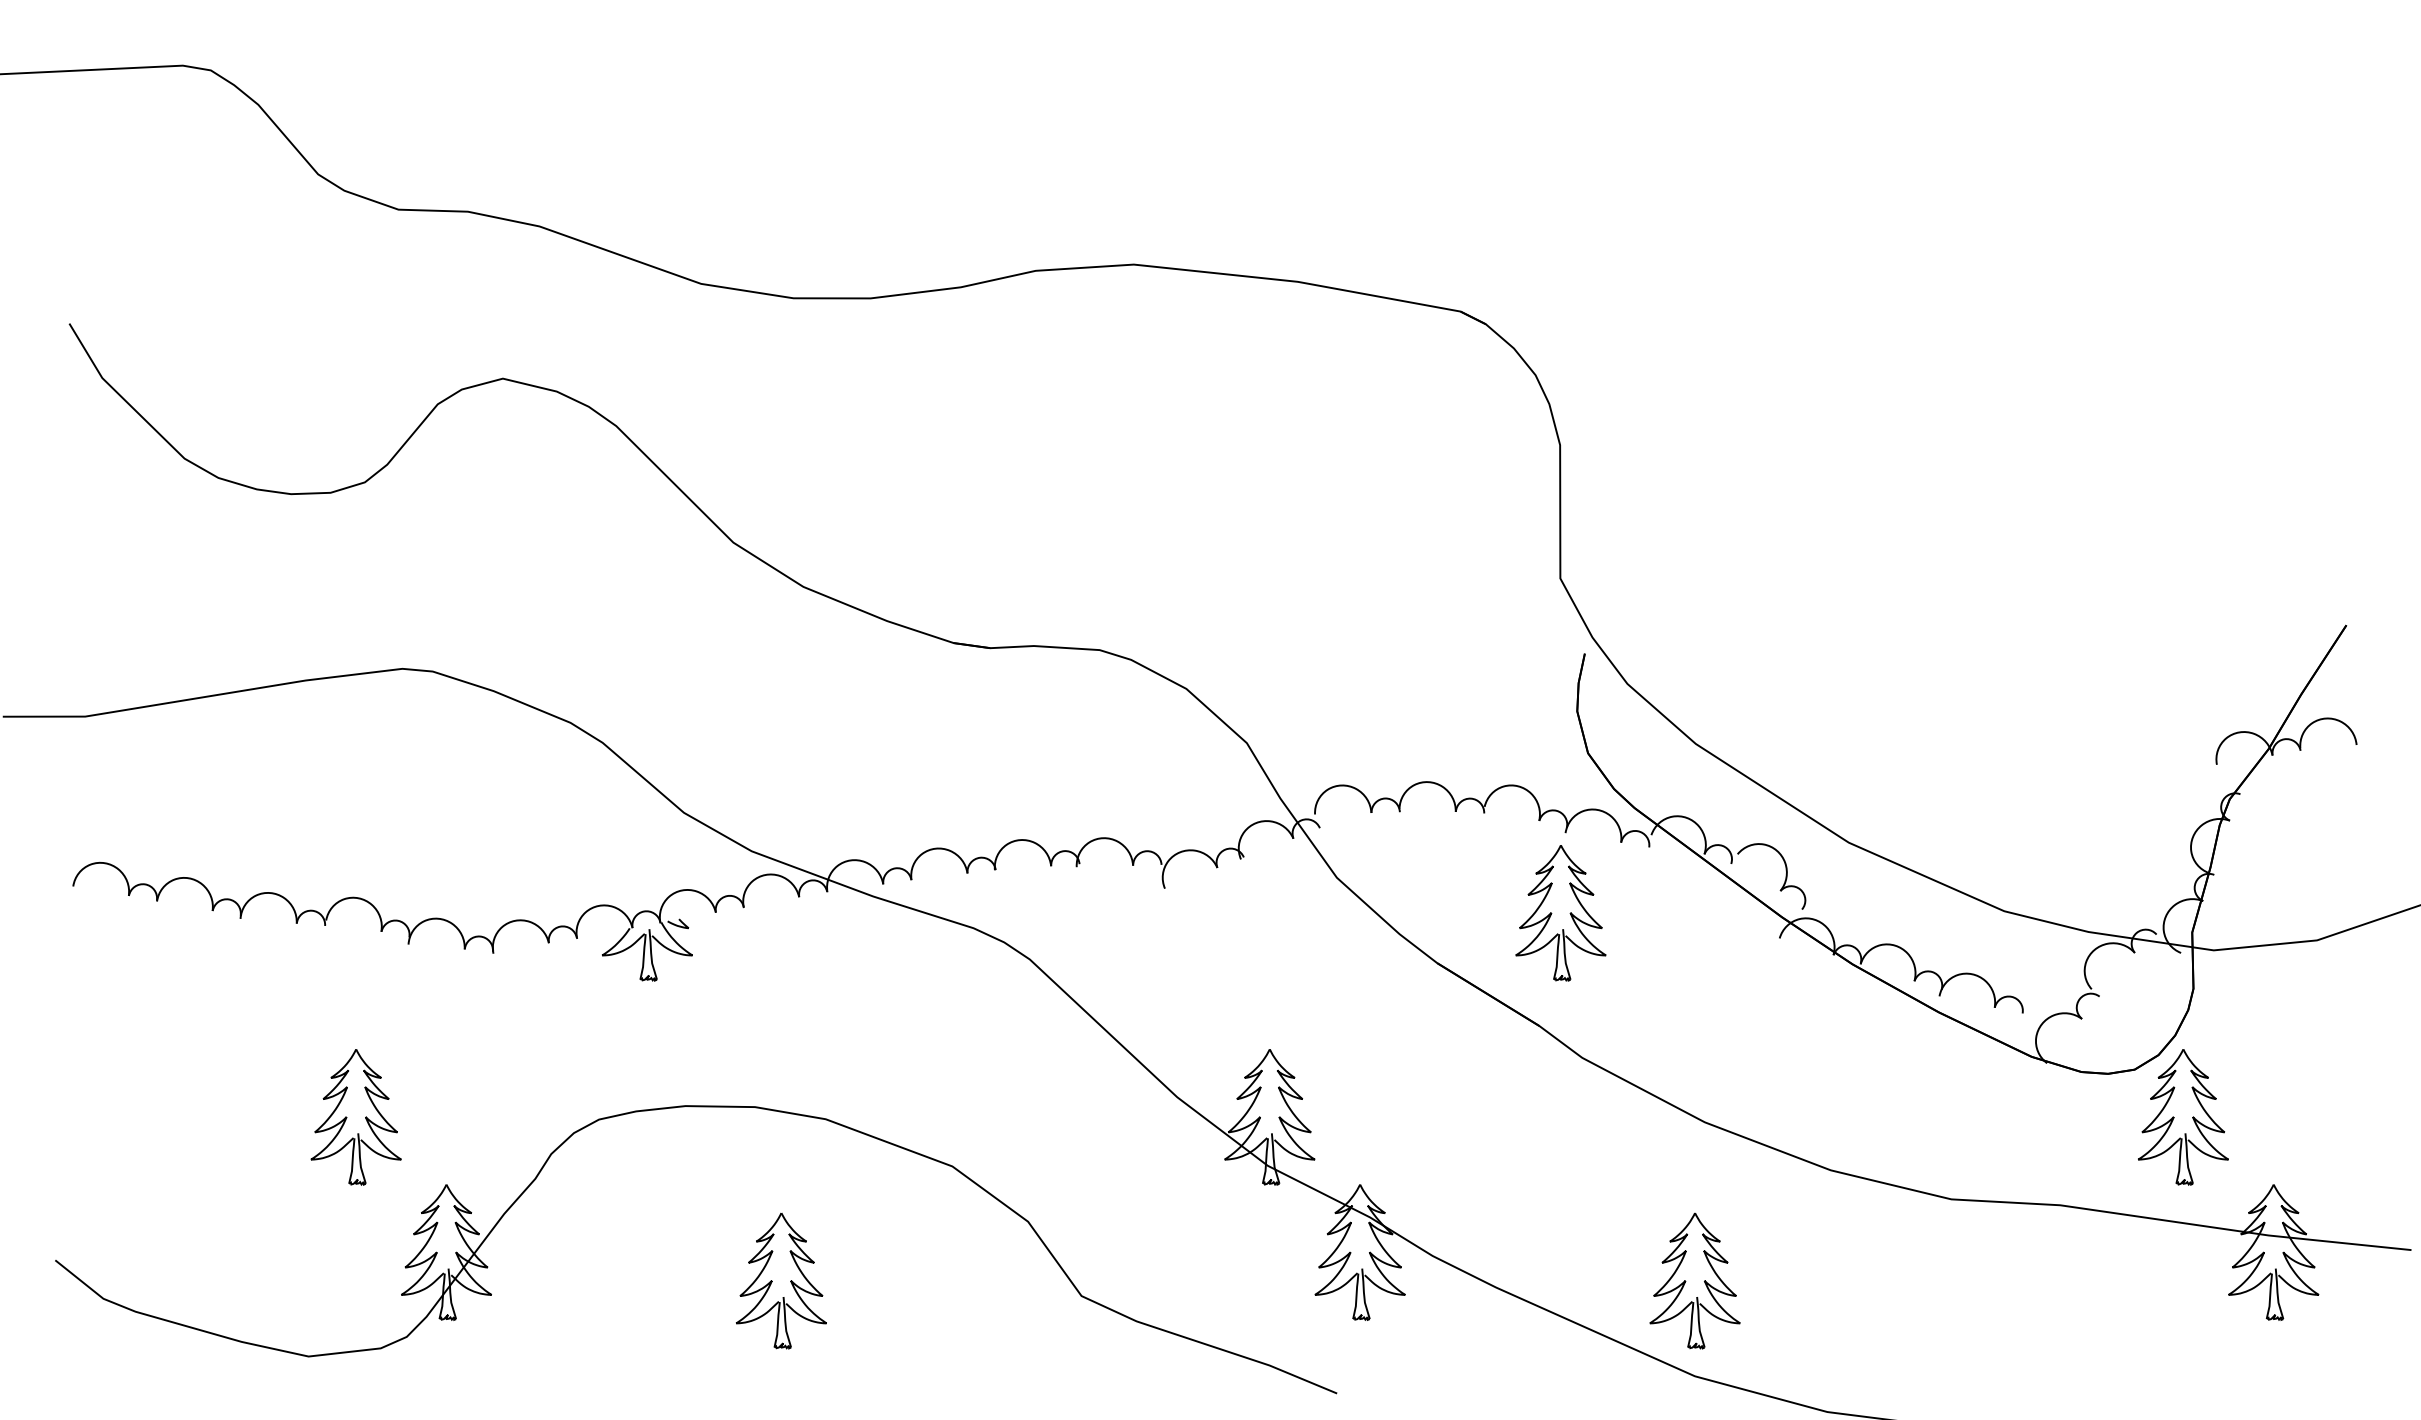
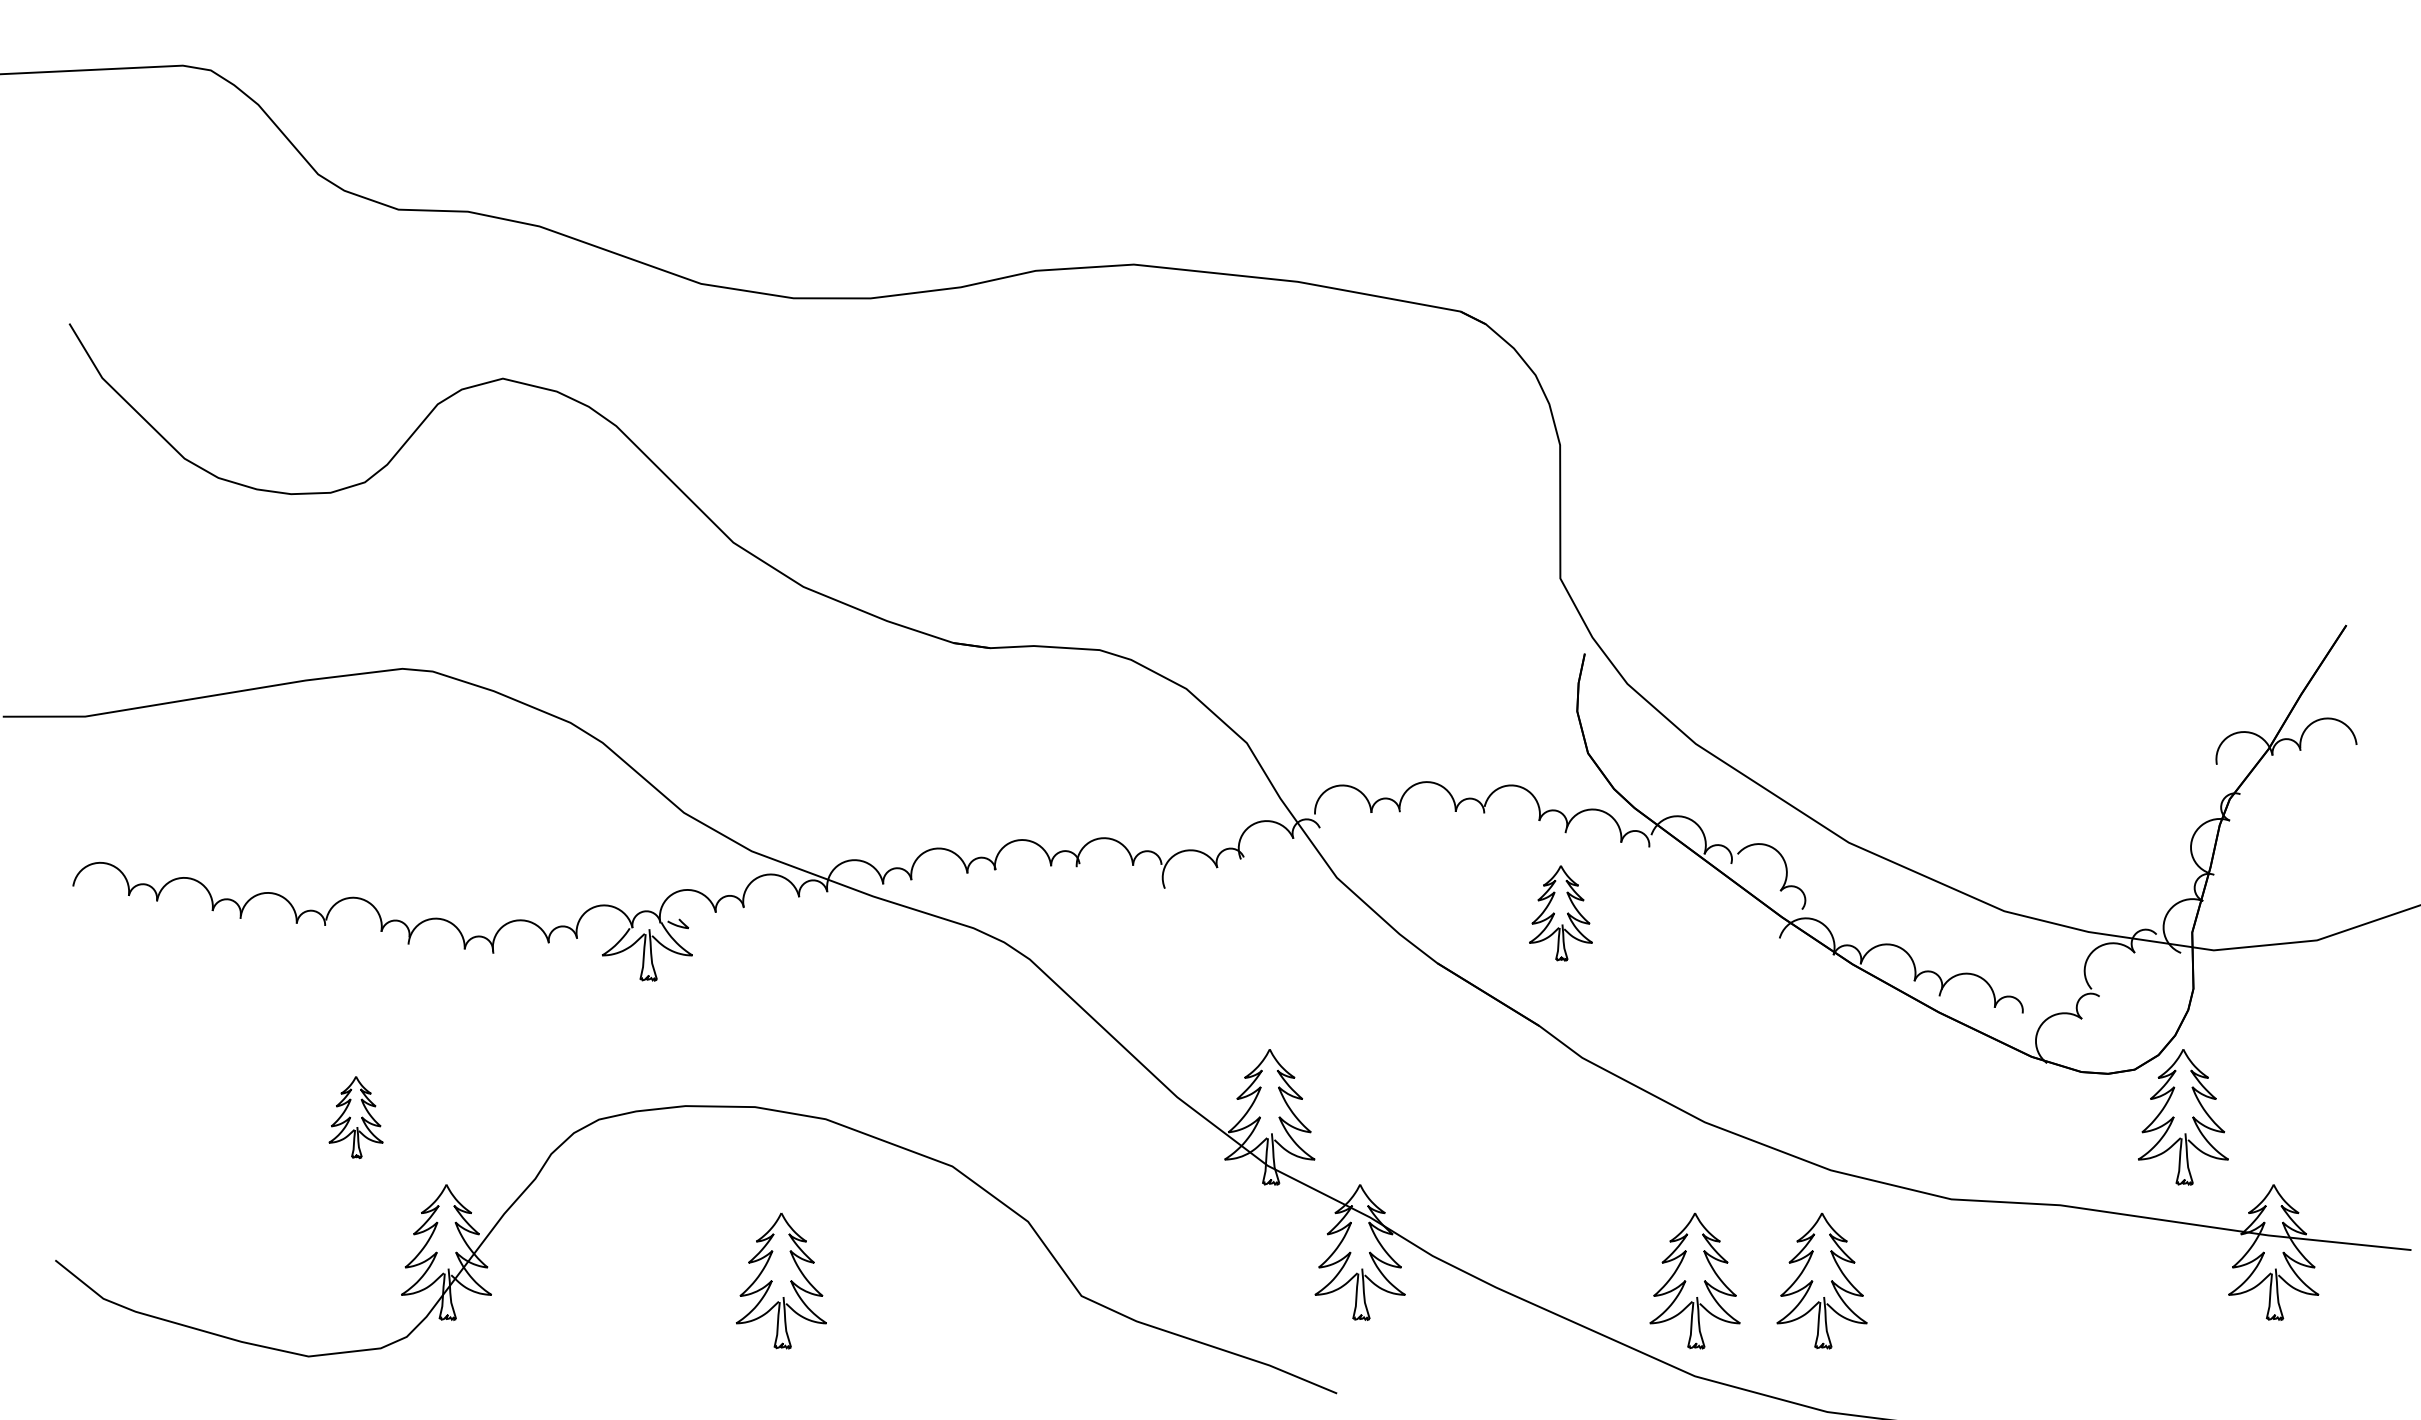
part size: 92x137 px -> 64x97 px (1560, 913)
part size: 92x137 px -> 56x83 px (355, 1117)
part: none -> present (1821, 1280)
